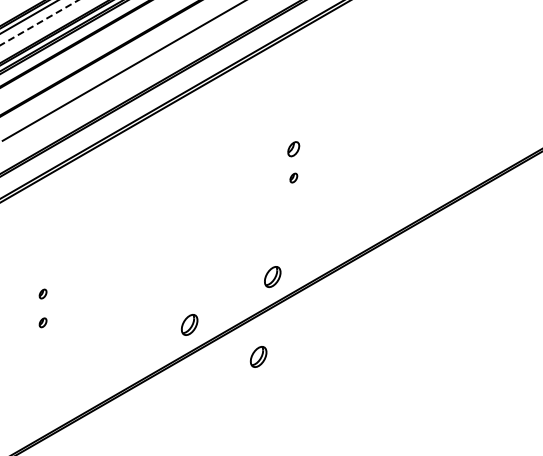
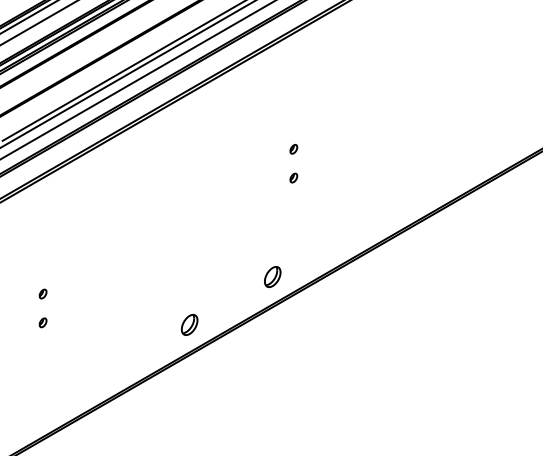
line: dashed -> solid (39, 22)
line: none -> present (127, 74)
line: none -> present (137, 80)
part size: 14x17 px -> 10x11 px (293, 149)
part: present -> none (258, 356)
